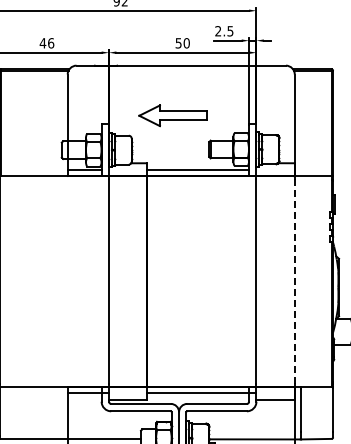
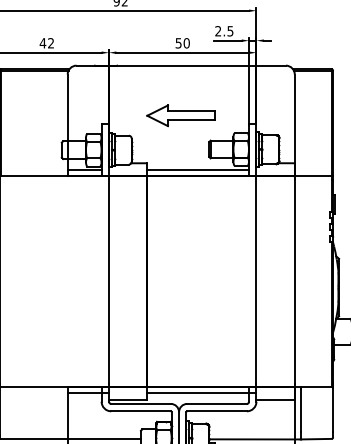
text: 46 -> 42 (51, 43)
part position: (172, 115) -> (180, 115) (180, 115)
line: dashed -> solid (294, 282)
